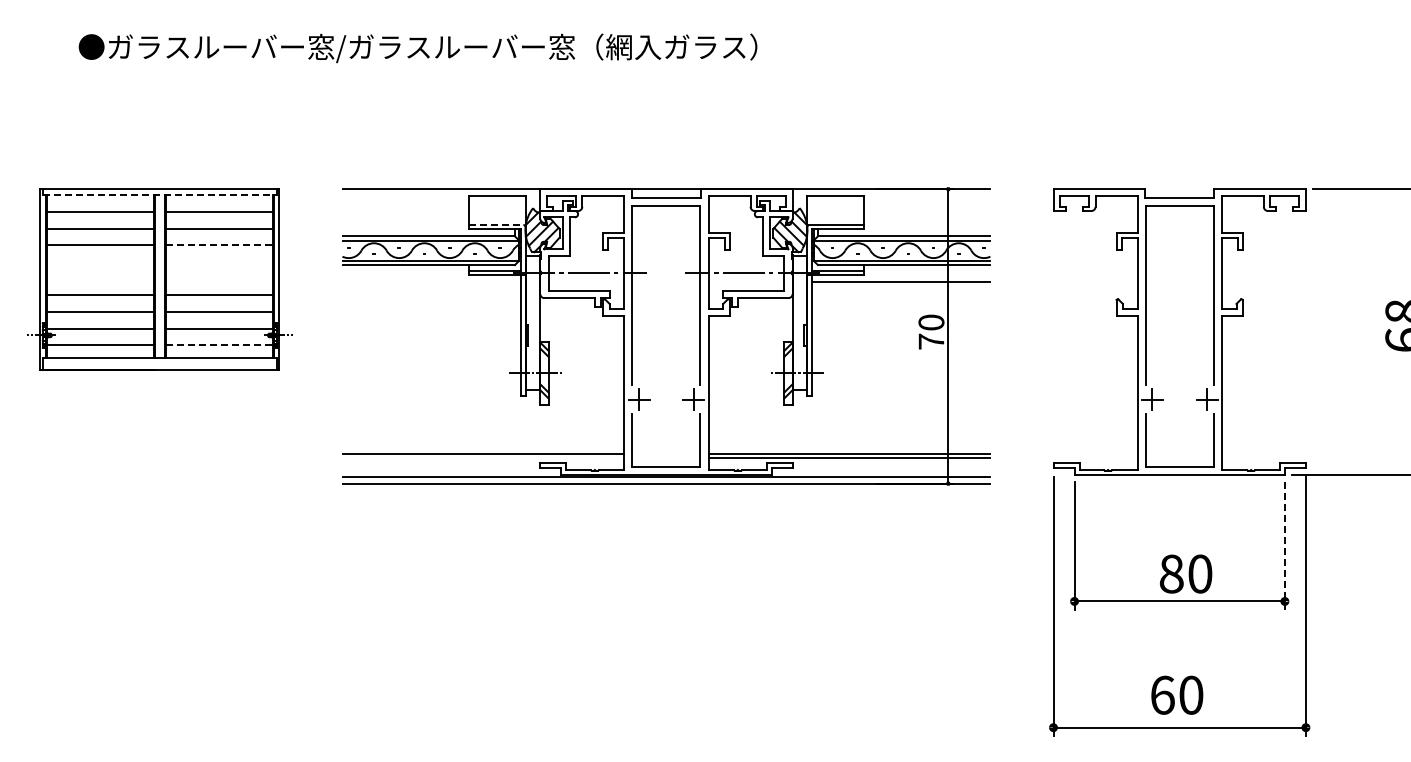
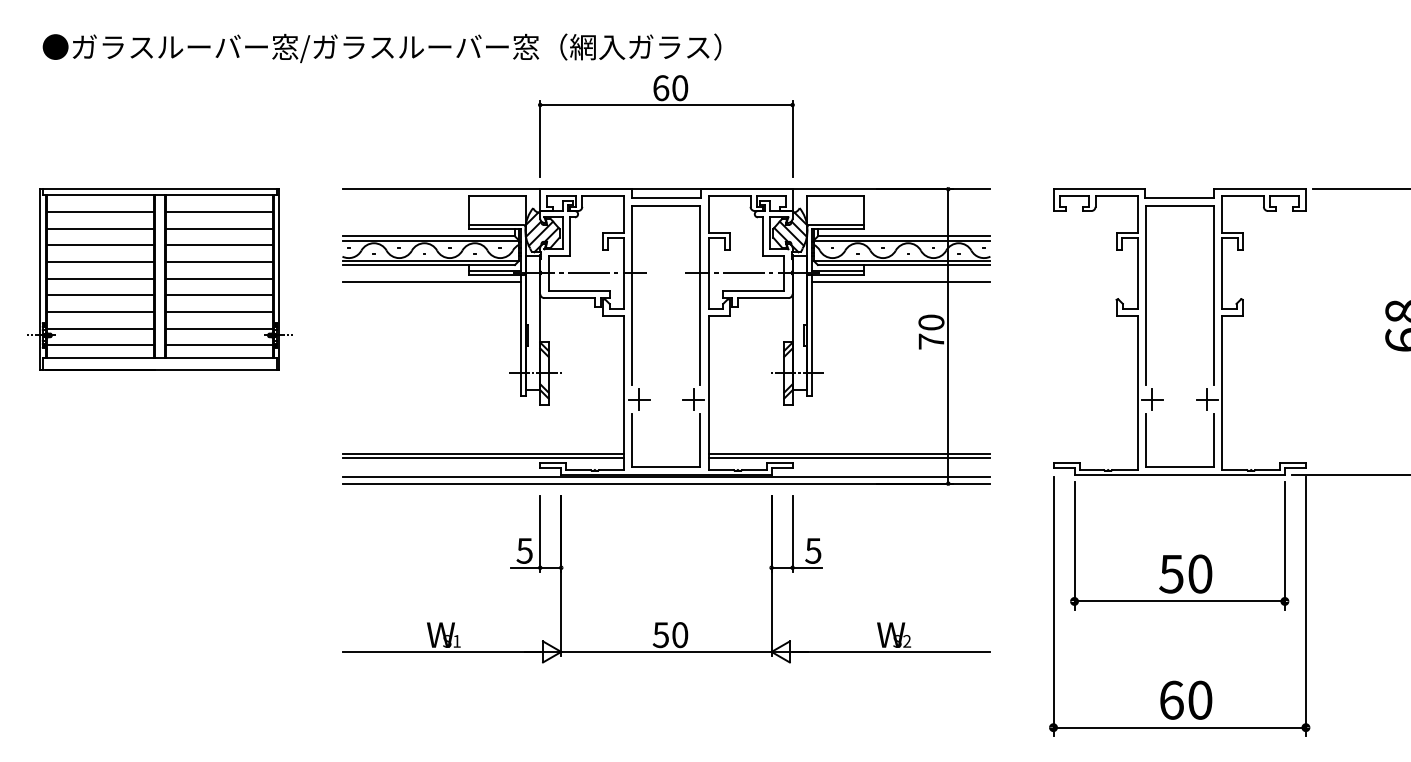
text position: (417, 48) -> (381, 48) (381, 48)
part: none -> present (666, 105)
line: dashed -> solid (160, 195)
line: dashed -> solid (496, 224)
line: dashed -> solid (220, 245)
line: none -> present (99, 261)
line: none -> present (219, 261)
line: none -> present (99, 278)
line: none -> present (219, 278)
line: none -> present (431, 281)
line: dashed -> solid (220, 345)
line: none -> present (483, 458)
line: dashed -> solid (1284, 546)
text: 80 -> 50 (1171, 573)
part: none -> present (666, 622)
text position: (1177, 694) -> (1186, 699) (1186, 699)
